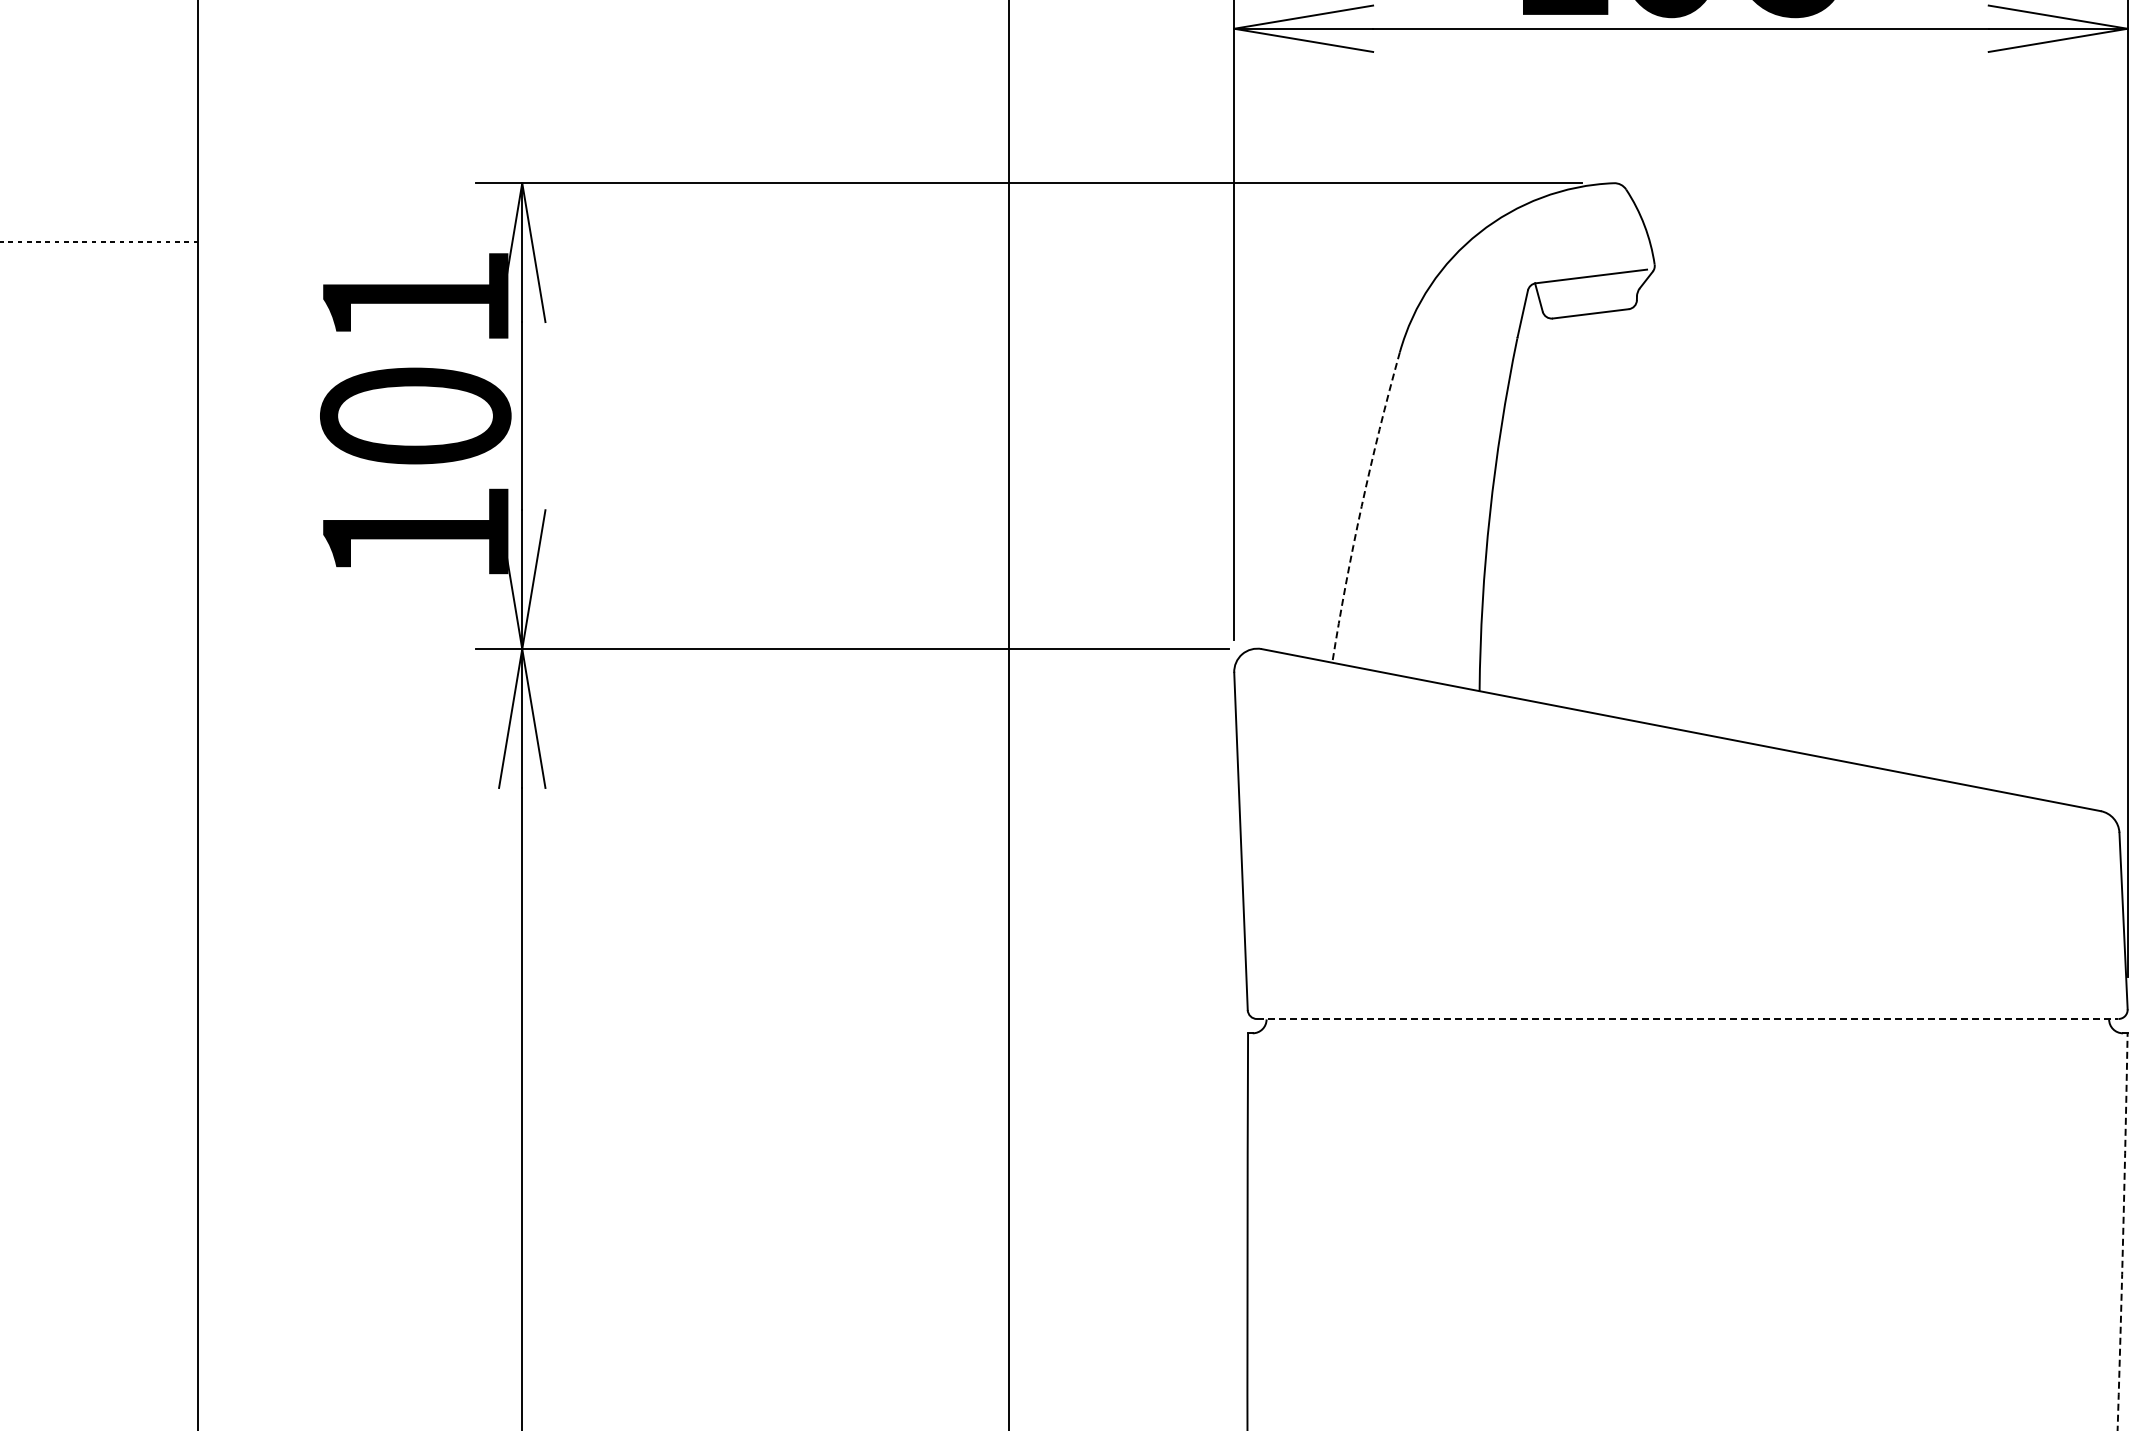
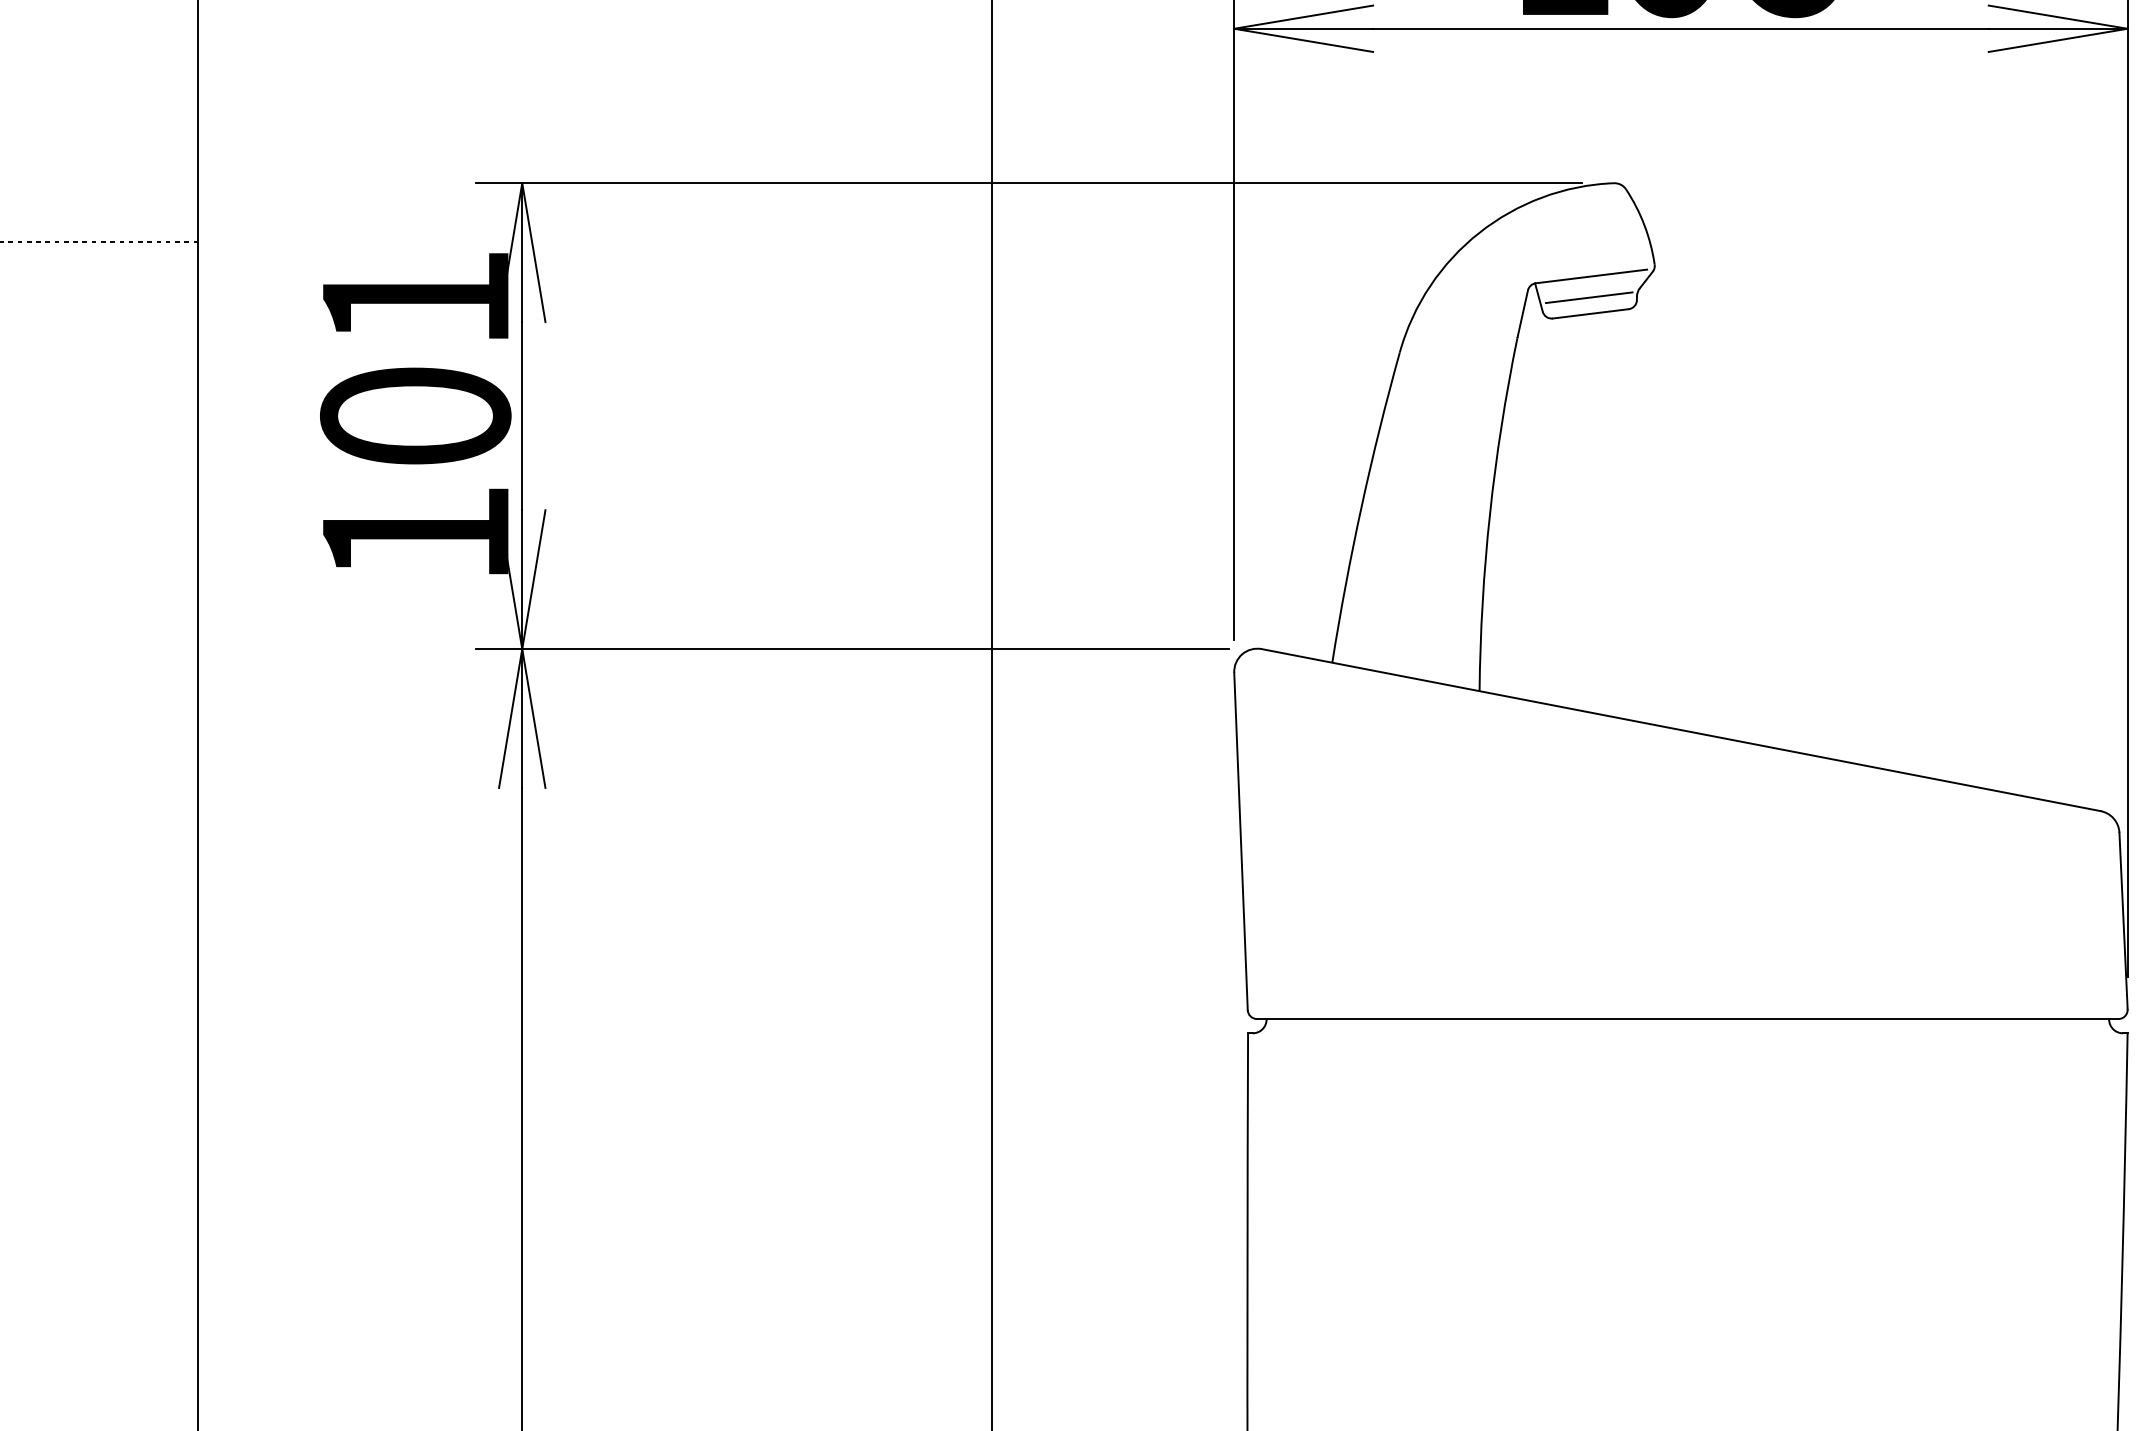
line: none -> present (1588, 297)
arc: dashed -> solid (1361, 506)
line position: (1009, 714) -> (992, 714) (992, 714)
line: dashed -> solid (1687, 1019)
arc: dashed -> solid (2123, 1232)
